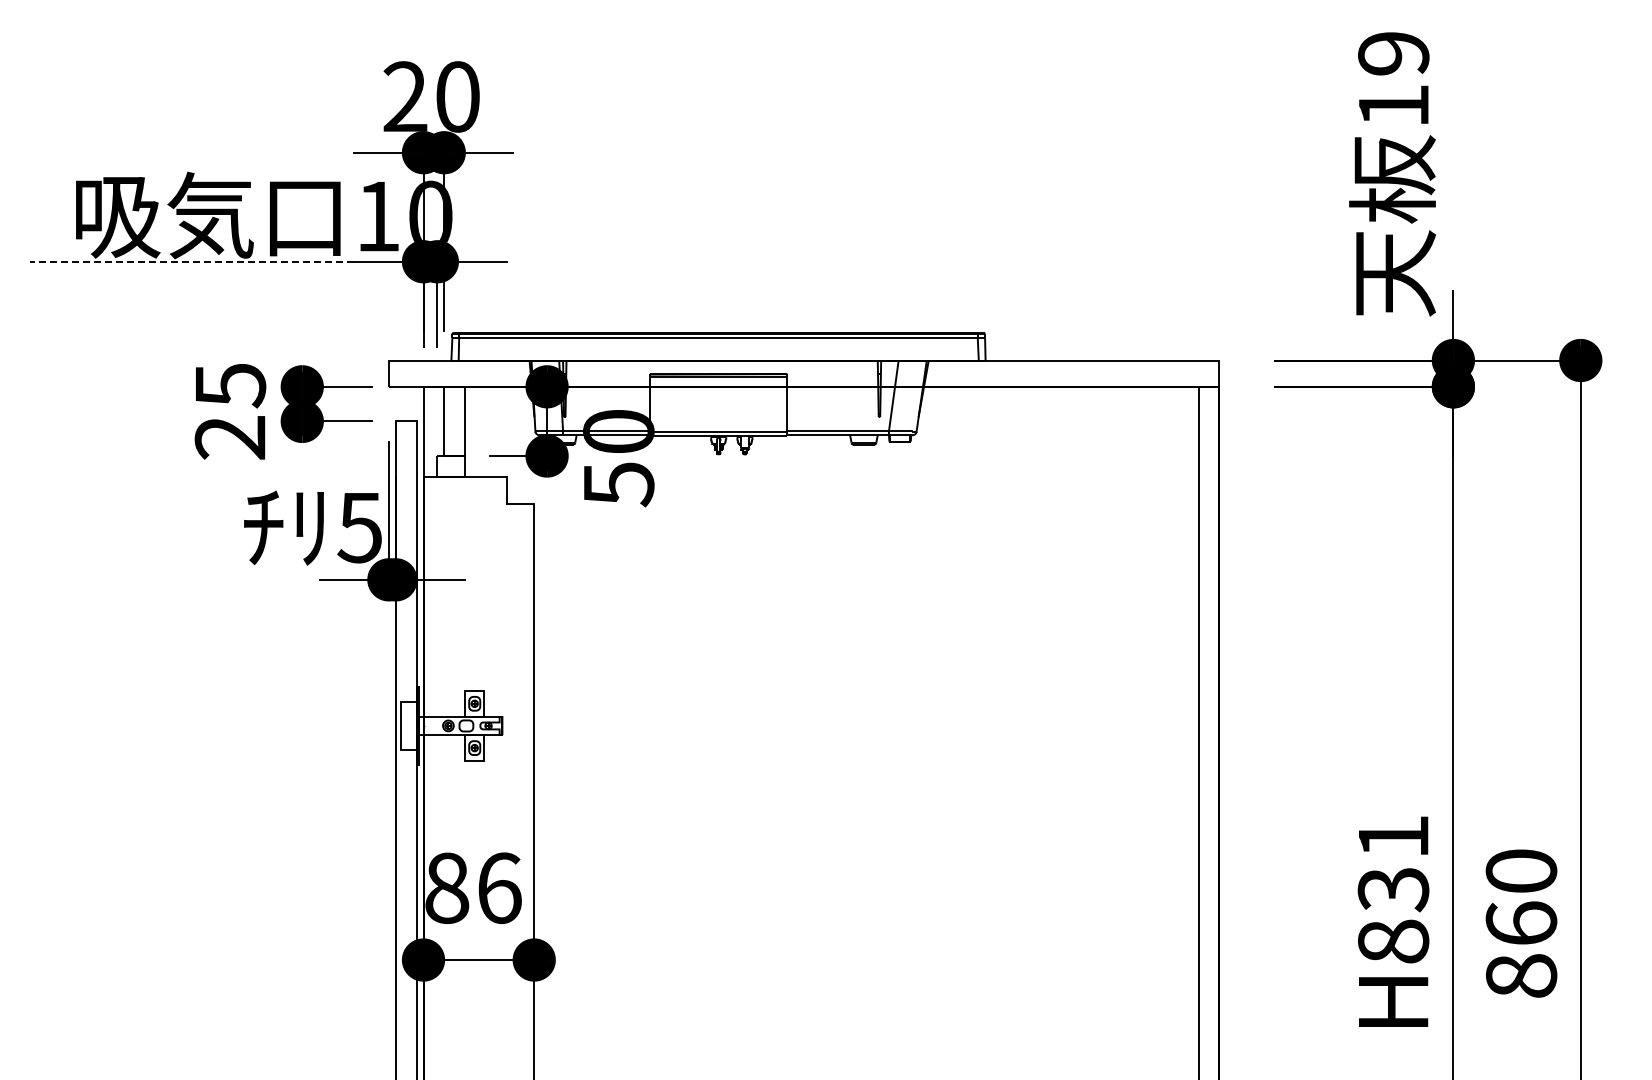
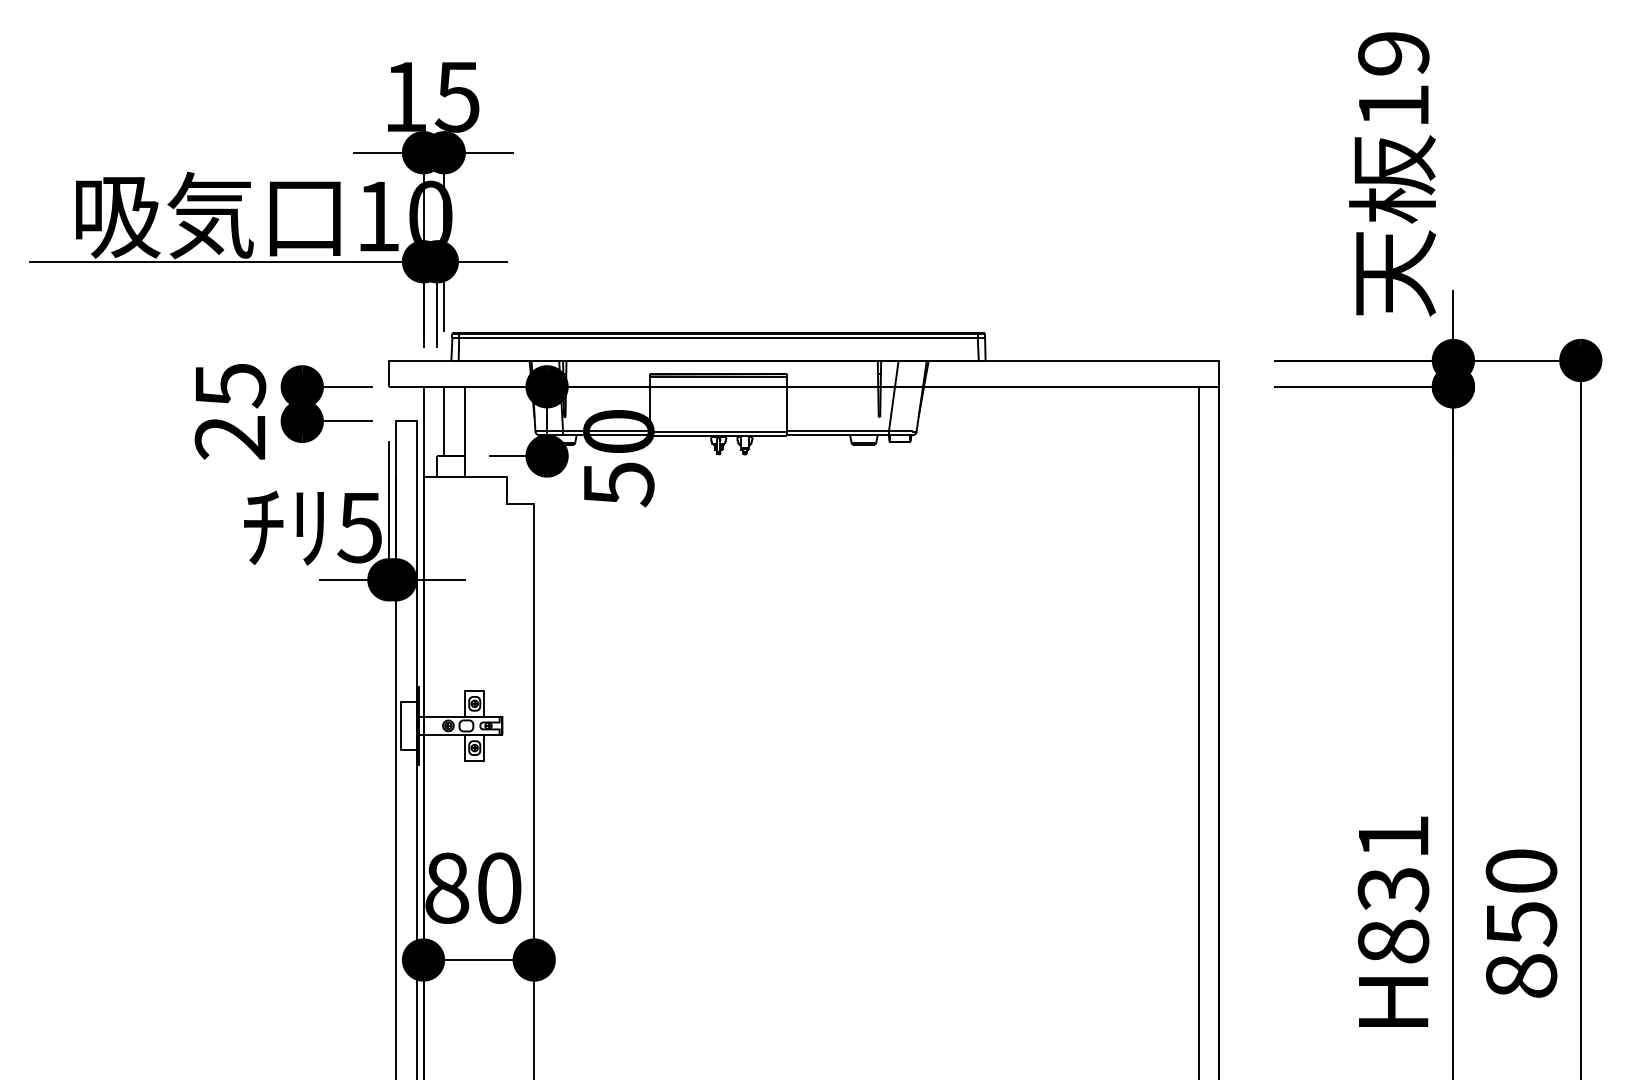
text: 20 -> 15 (431, 96)
line: dashed -> solid (191, 261)
text: 86 -> 80 (499, 887)
text: 860 -> 850 (1521, 923)
